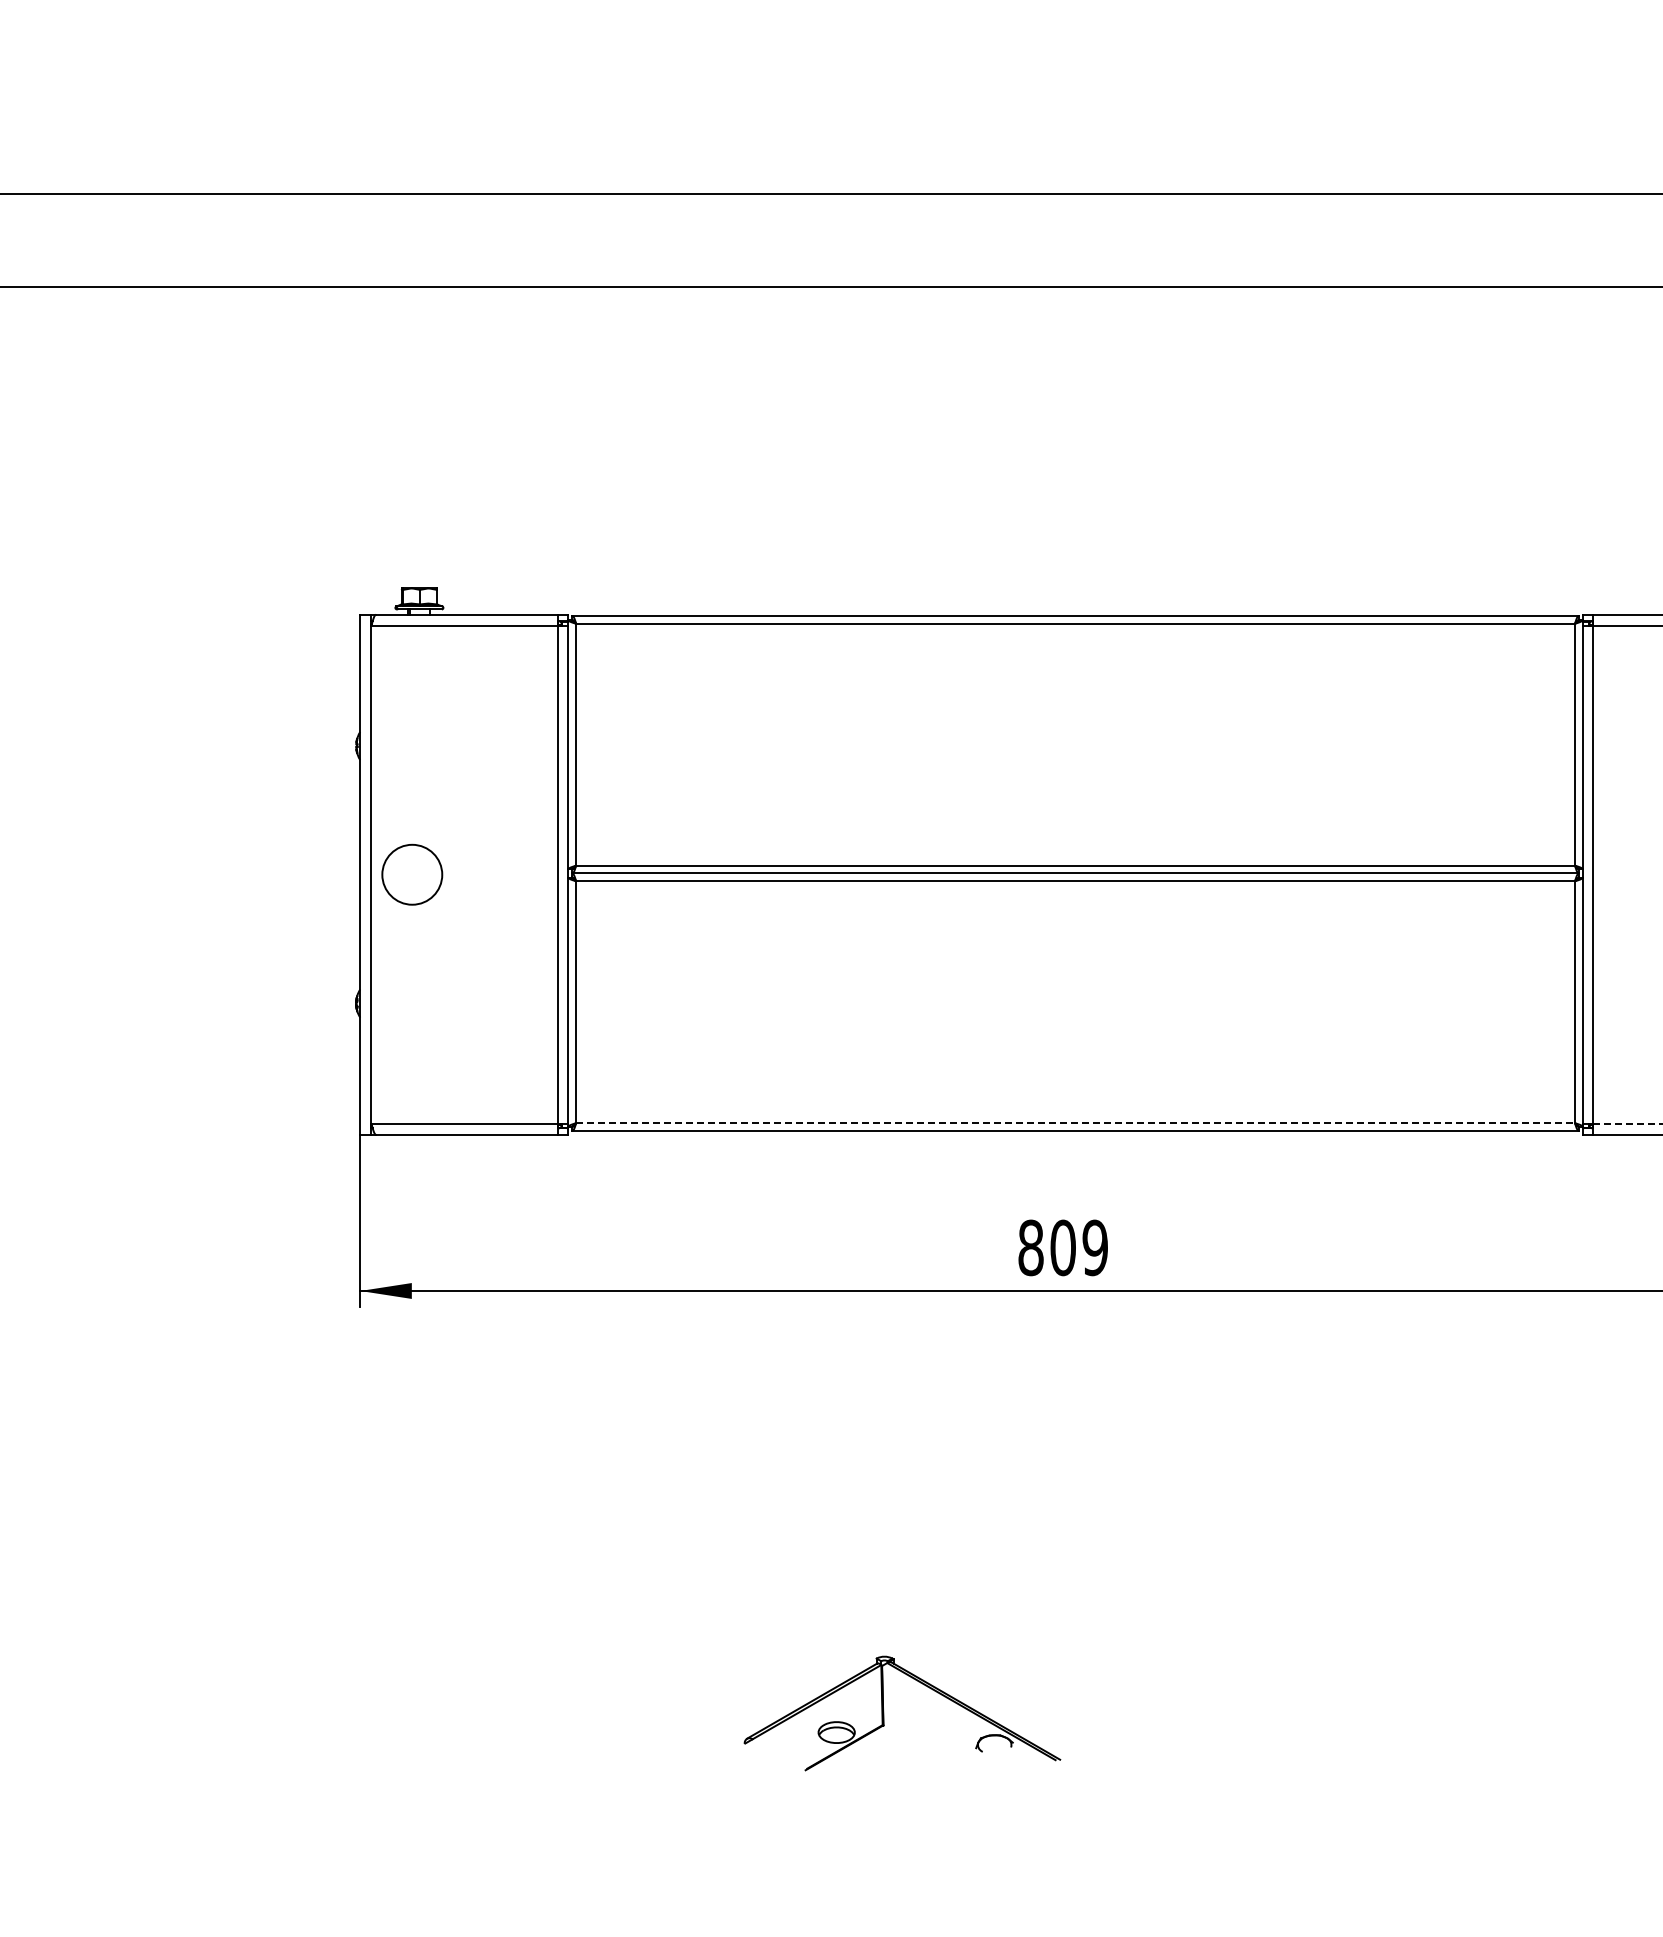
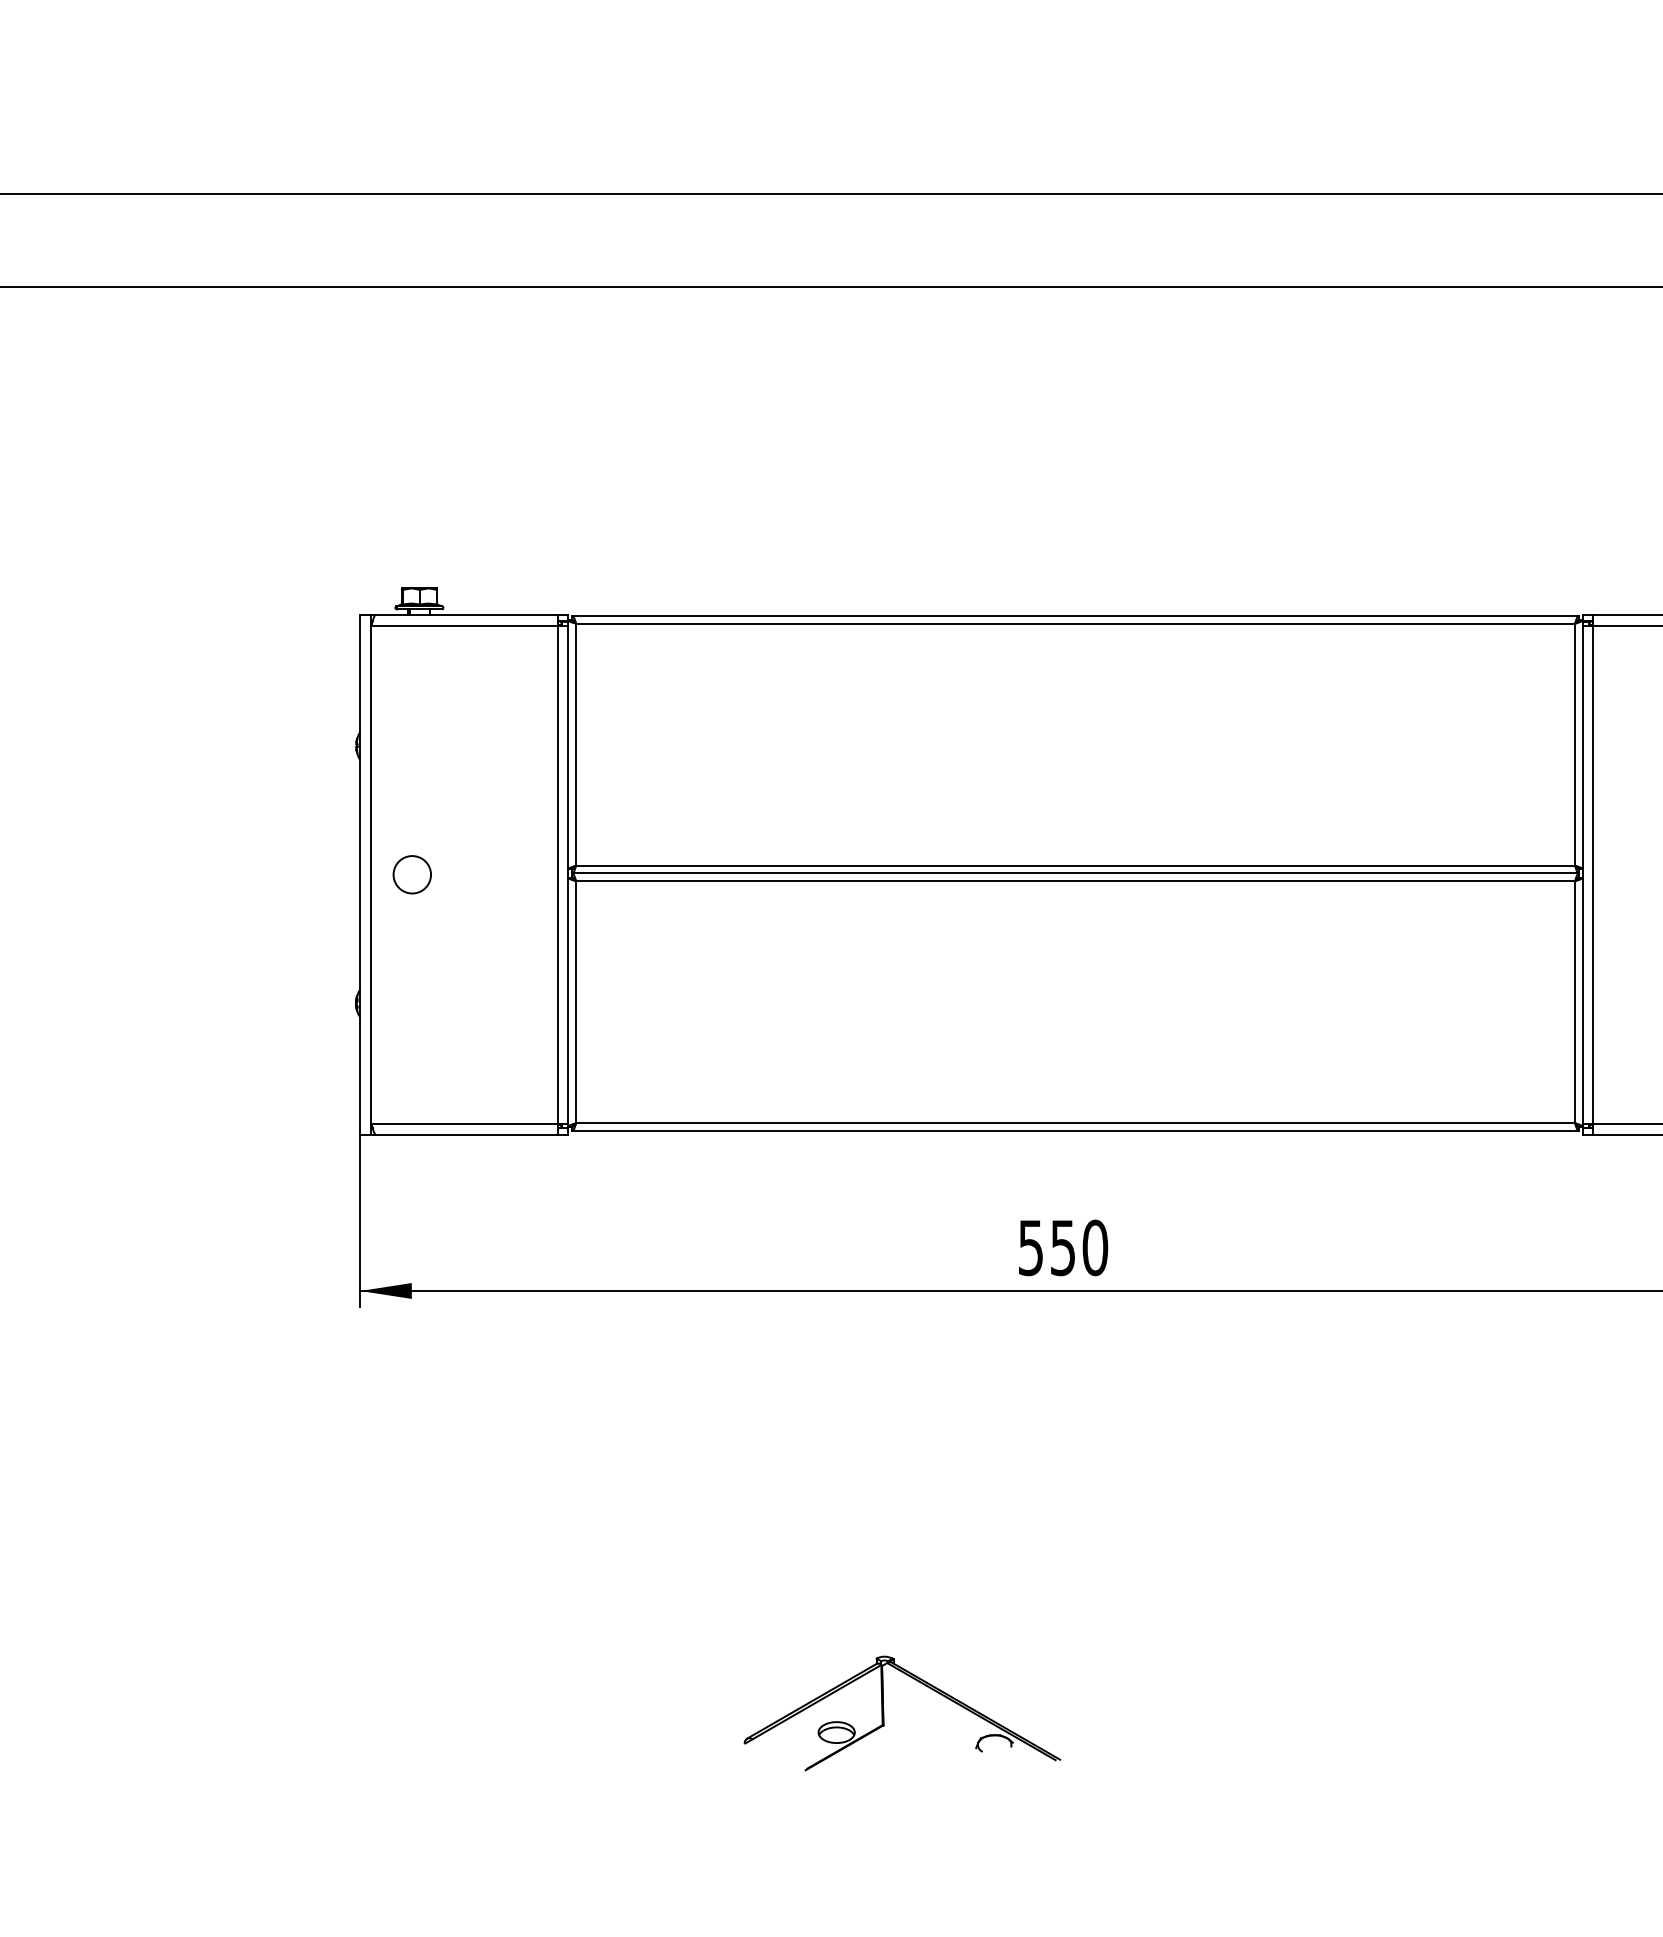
circle diameter: 60 px -> 37 px (412, 874)
line: dashed -> solid (1076, 1123)
line: dashed -> solid (1628, 1123)
text: 809 -> 550 (1063, 1247)
